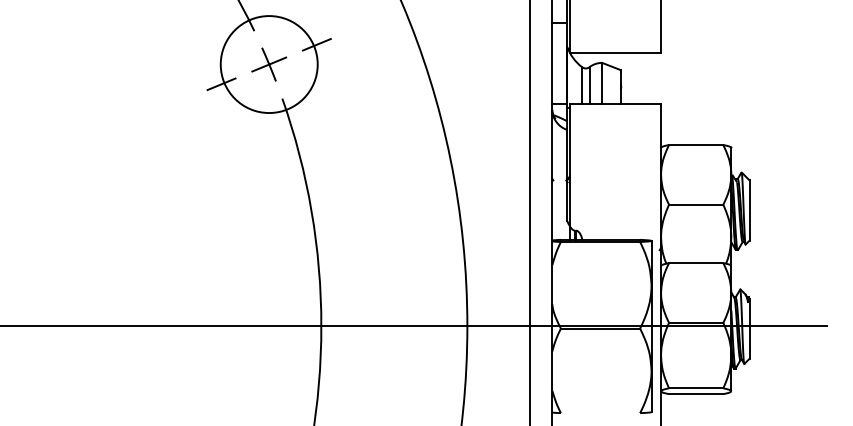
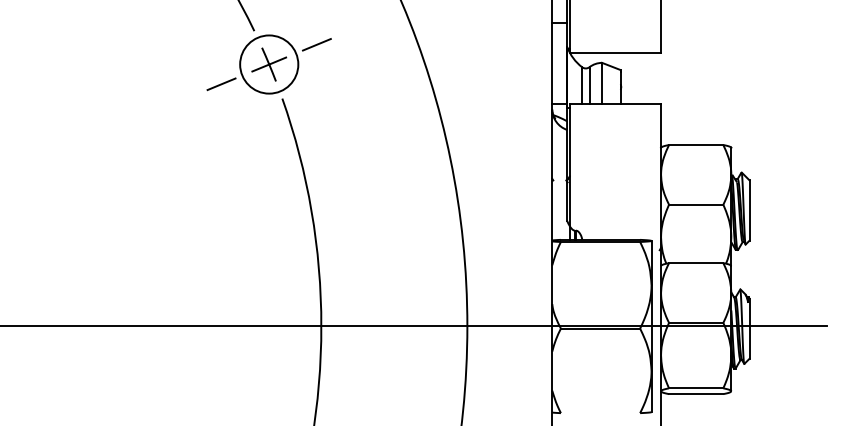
circle diameter: 97 px -> 58 px (269, 64)
line: present -> none (530, 212)
